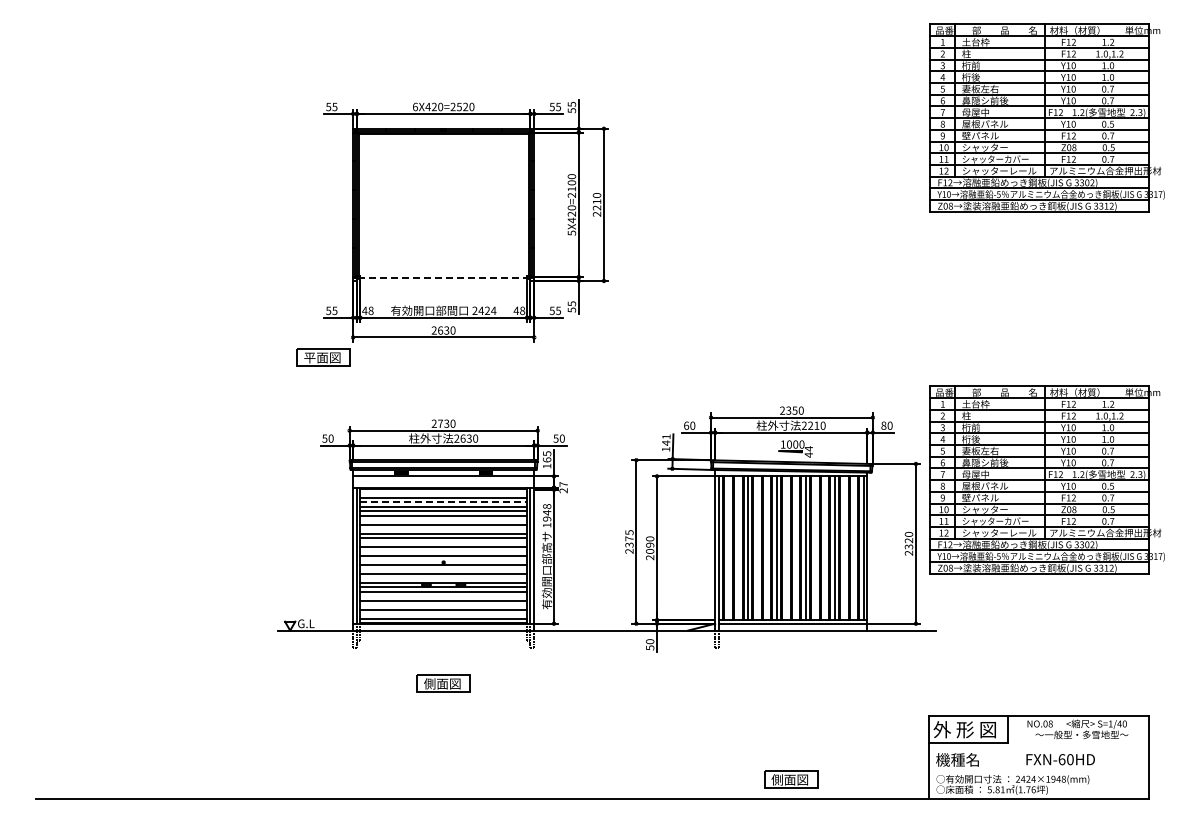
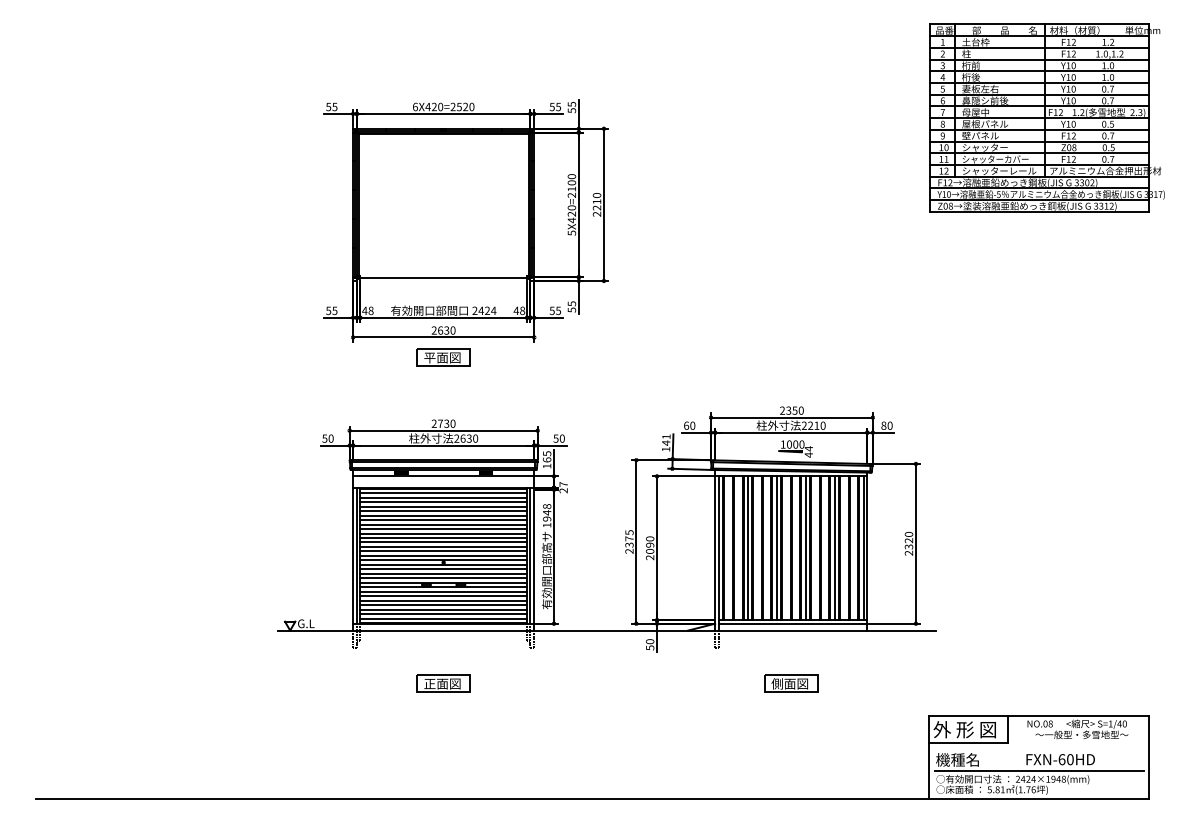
line: dashed -> solid (443, 277)
part position: (323, 357) -> (443, 357) (443, 357)
part: present -> none (1046, 479)
line: none -> present (443, 493)
line: dashed -> solid (444, 502)
line: none -> present (443, 520)
line: none -> present (443, 529)
line: none -> present (443, 542)
line: none -> present (443, 551)
line: none -> present (443, 560)
line: none -> present (443, 569)
line: none -> present (443, 578)
line: none -> present (443, 596)
line: none -> present (443, 605)
line: none -> present (443, 614)
text: 側面図 -> 正面図 (429, 683)
line: none -> present (1038, 770)
part position: (791, 779) -> (791, 683) (791, 683)
